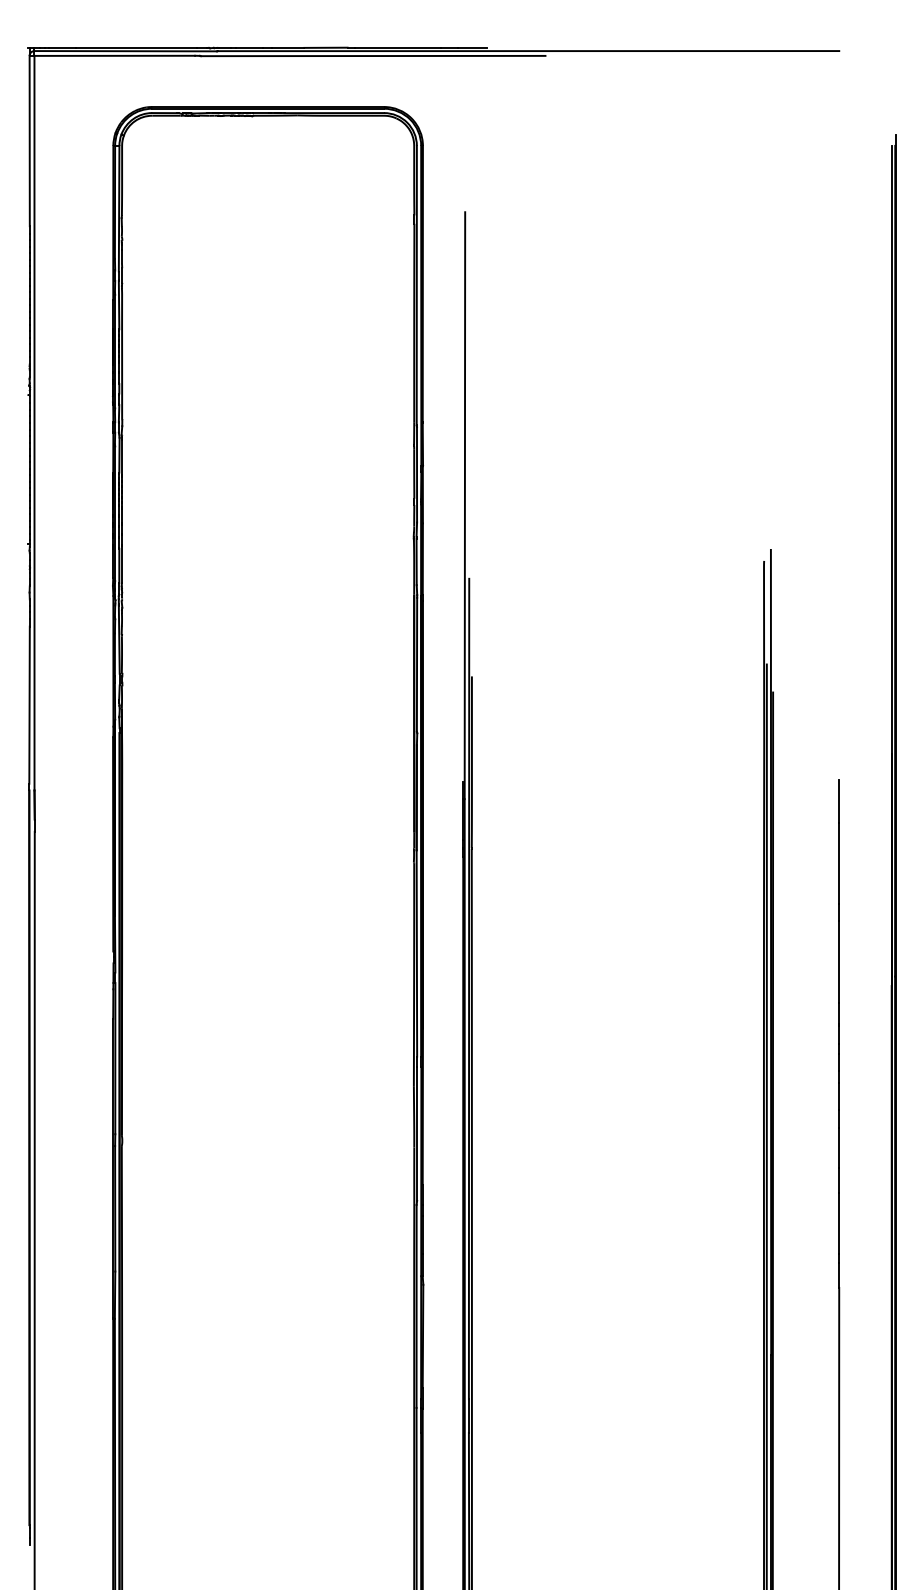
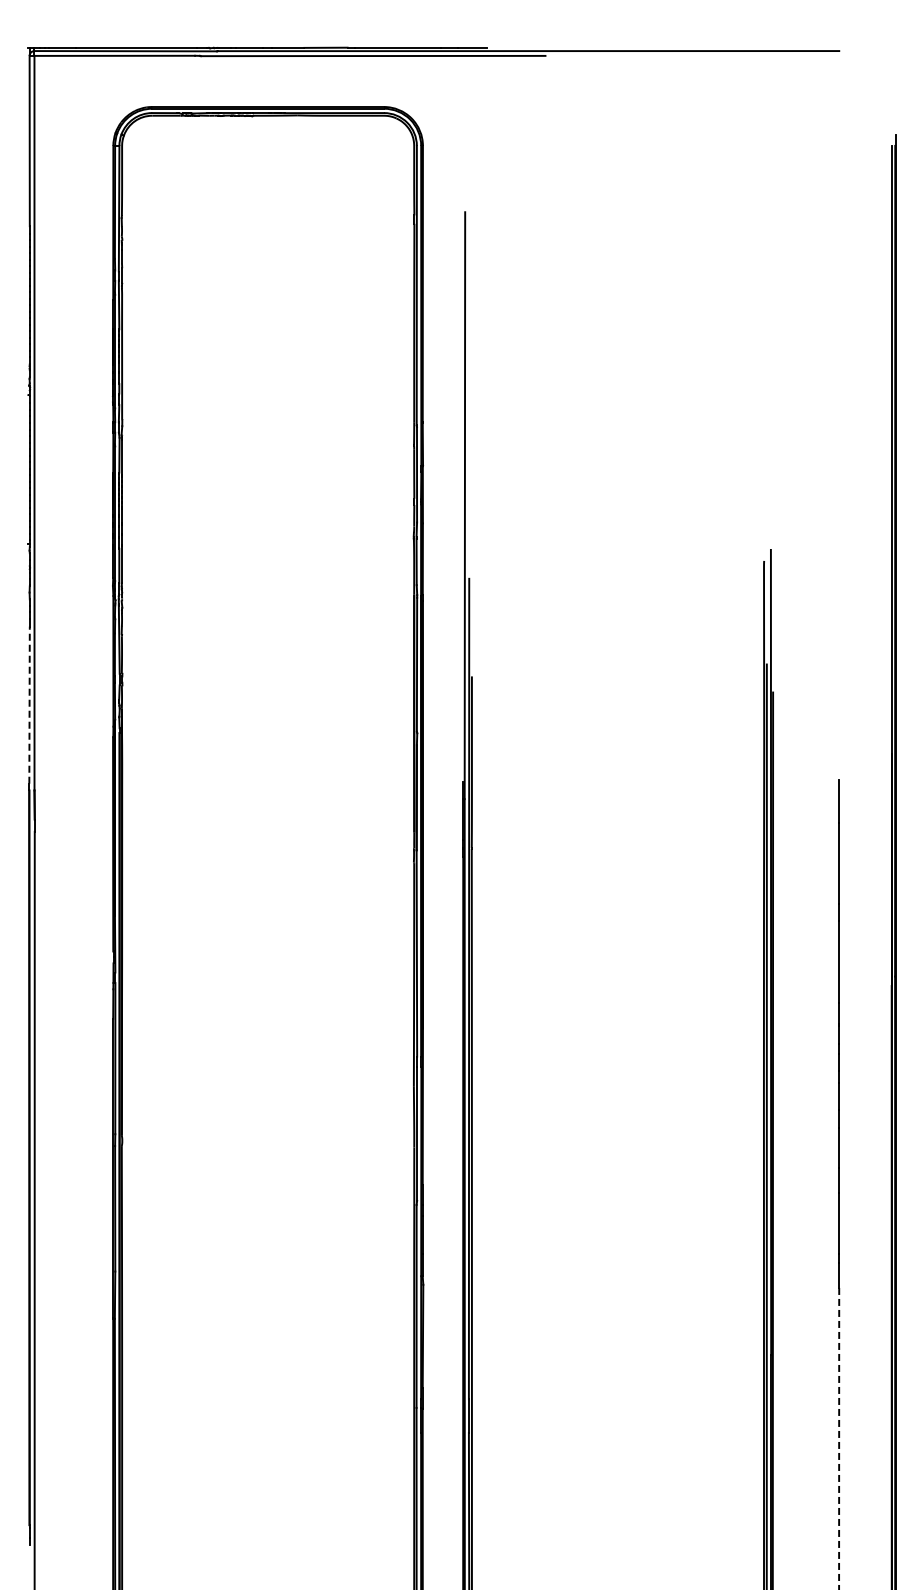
line: solid -> dashed (29, 705)
line: solid -> dashed (839, 1438)
